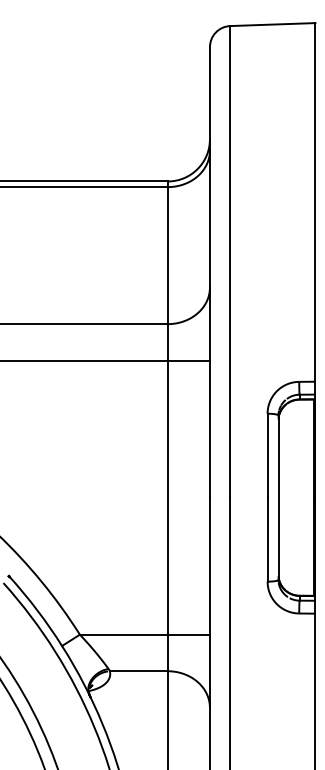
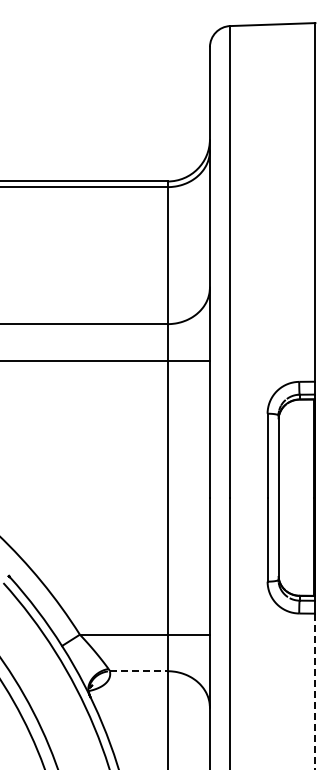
line: solid -> dashed (138, 671)
line: solid -> dashed (315, 691)
